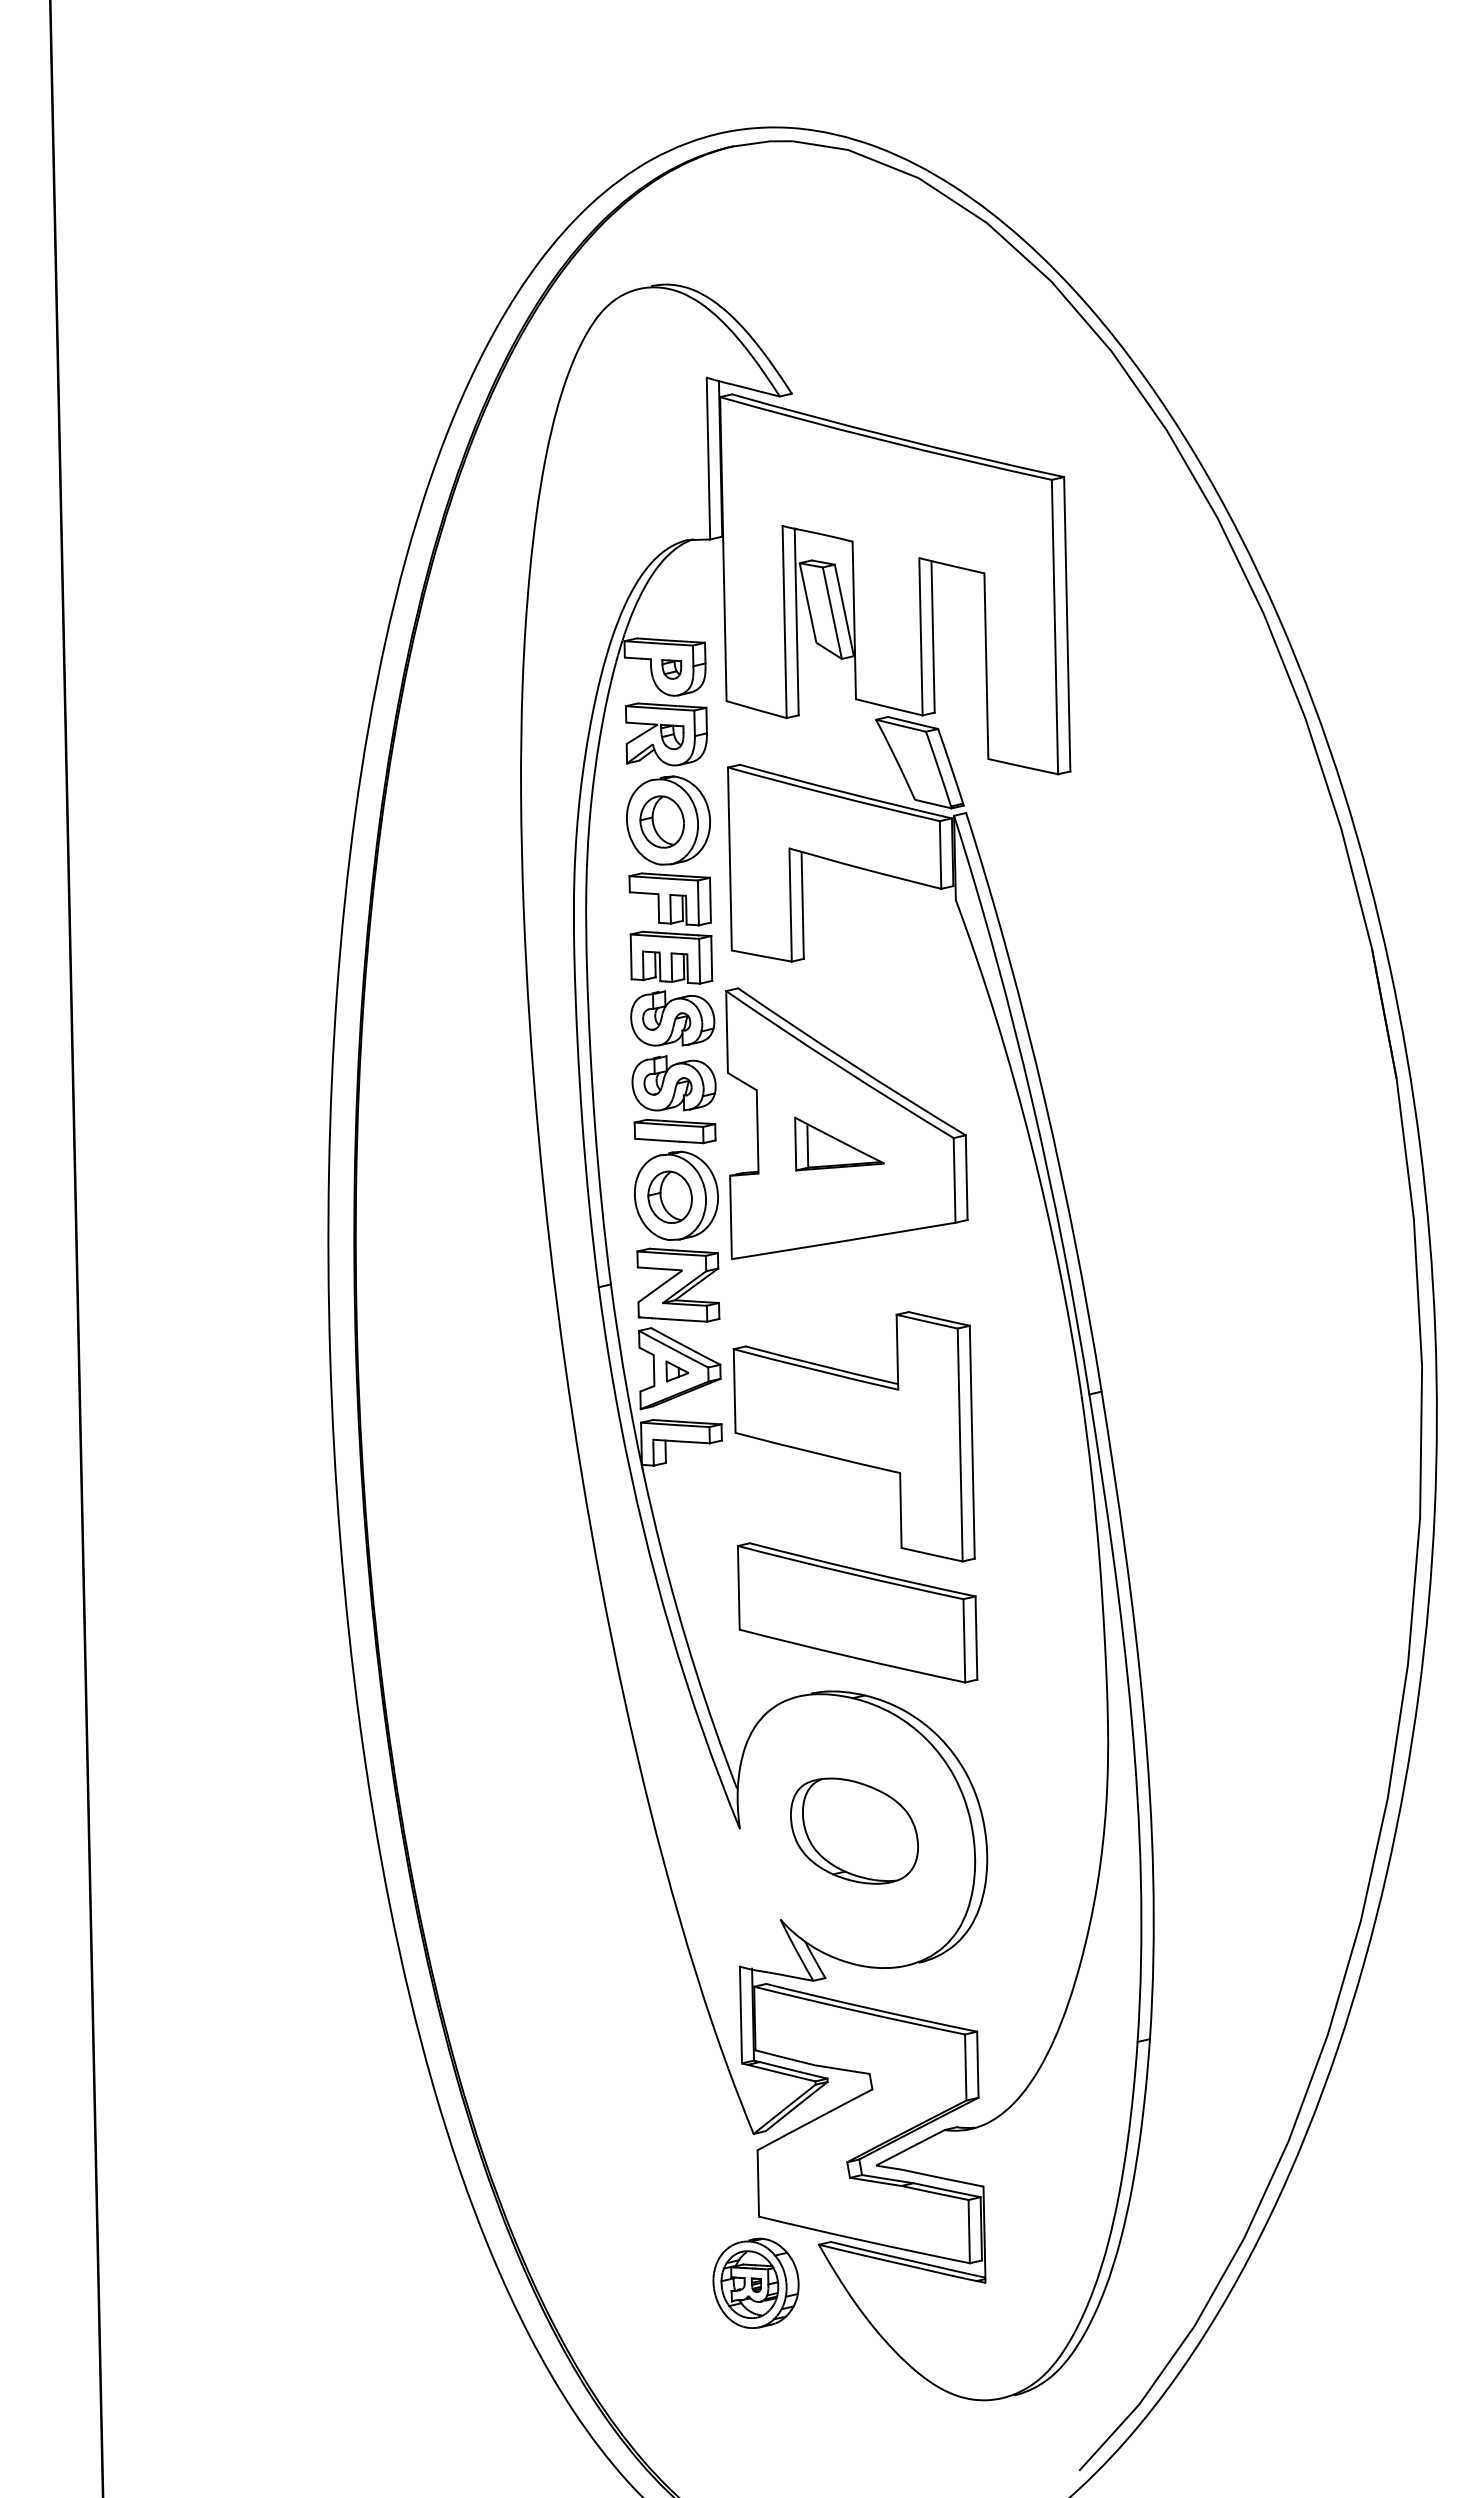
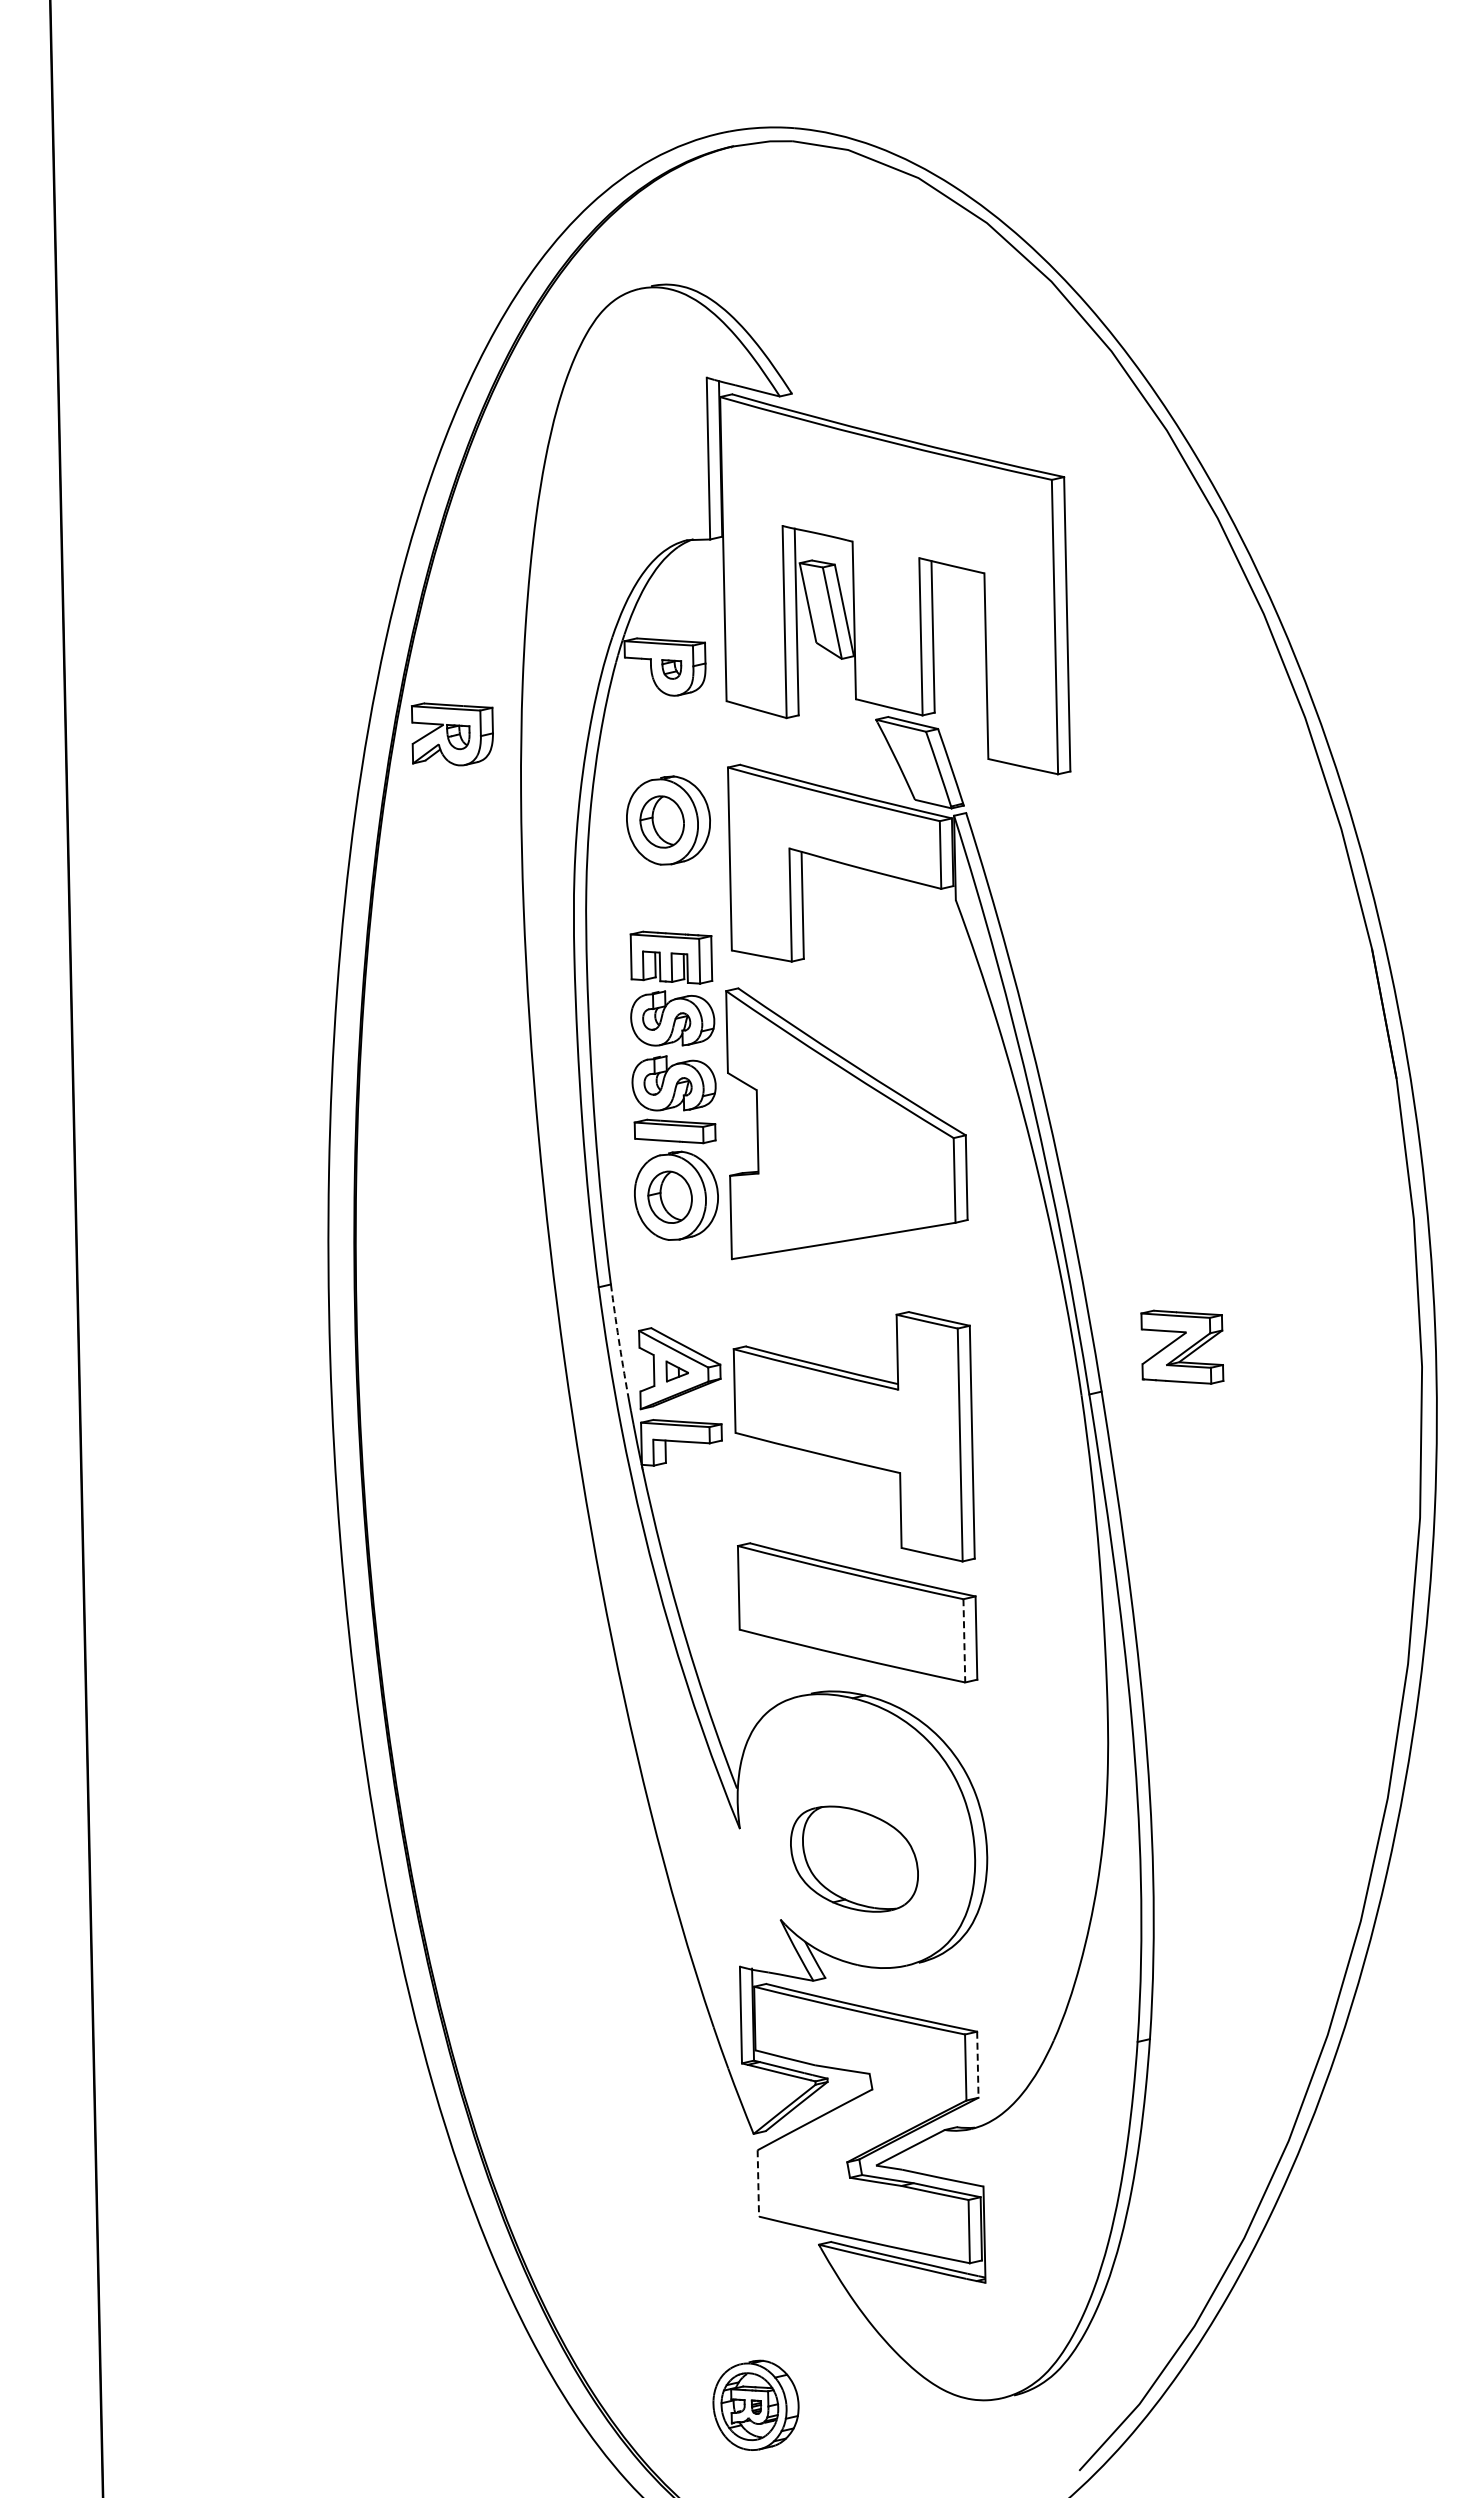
part position: (666, 734) -> (452, 734) (452, 734)
part: present -> none (669, 899)
part: present -> none (839, 1143)
part position: (678, 1284) -> (1182, 1346) (1182, 1346)
arc: solid -> dashed (618, 1339)
line: solid -> dashed (964, 1640)
part position: (854, 1830) -> (854, 1858) (854, 1858)
line: solid -> dashed (977, 2065)
line: solid -> dashed (758, 2183)
part position: (755, 2282) -> (755, 2404) (755, 2404)
